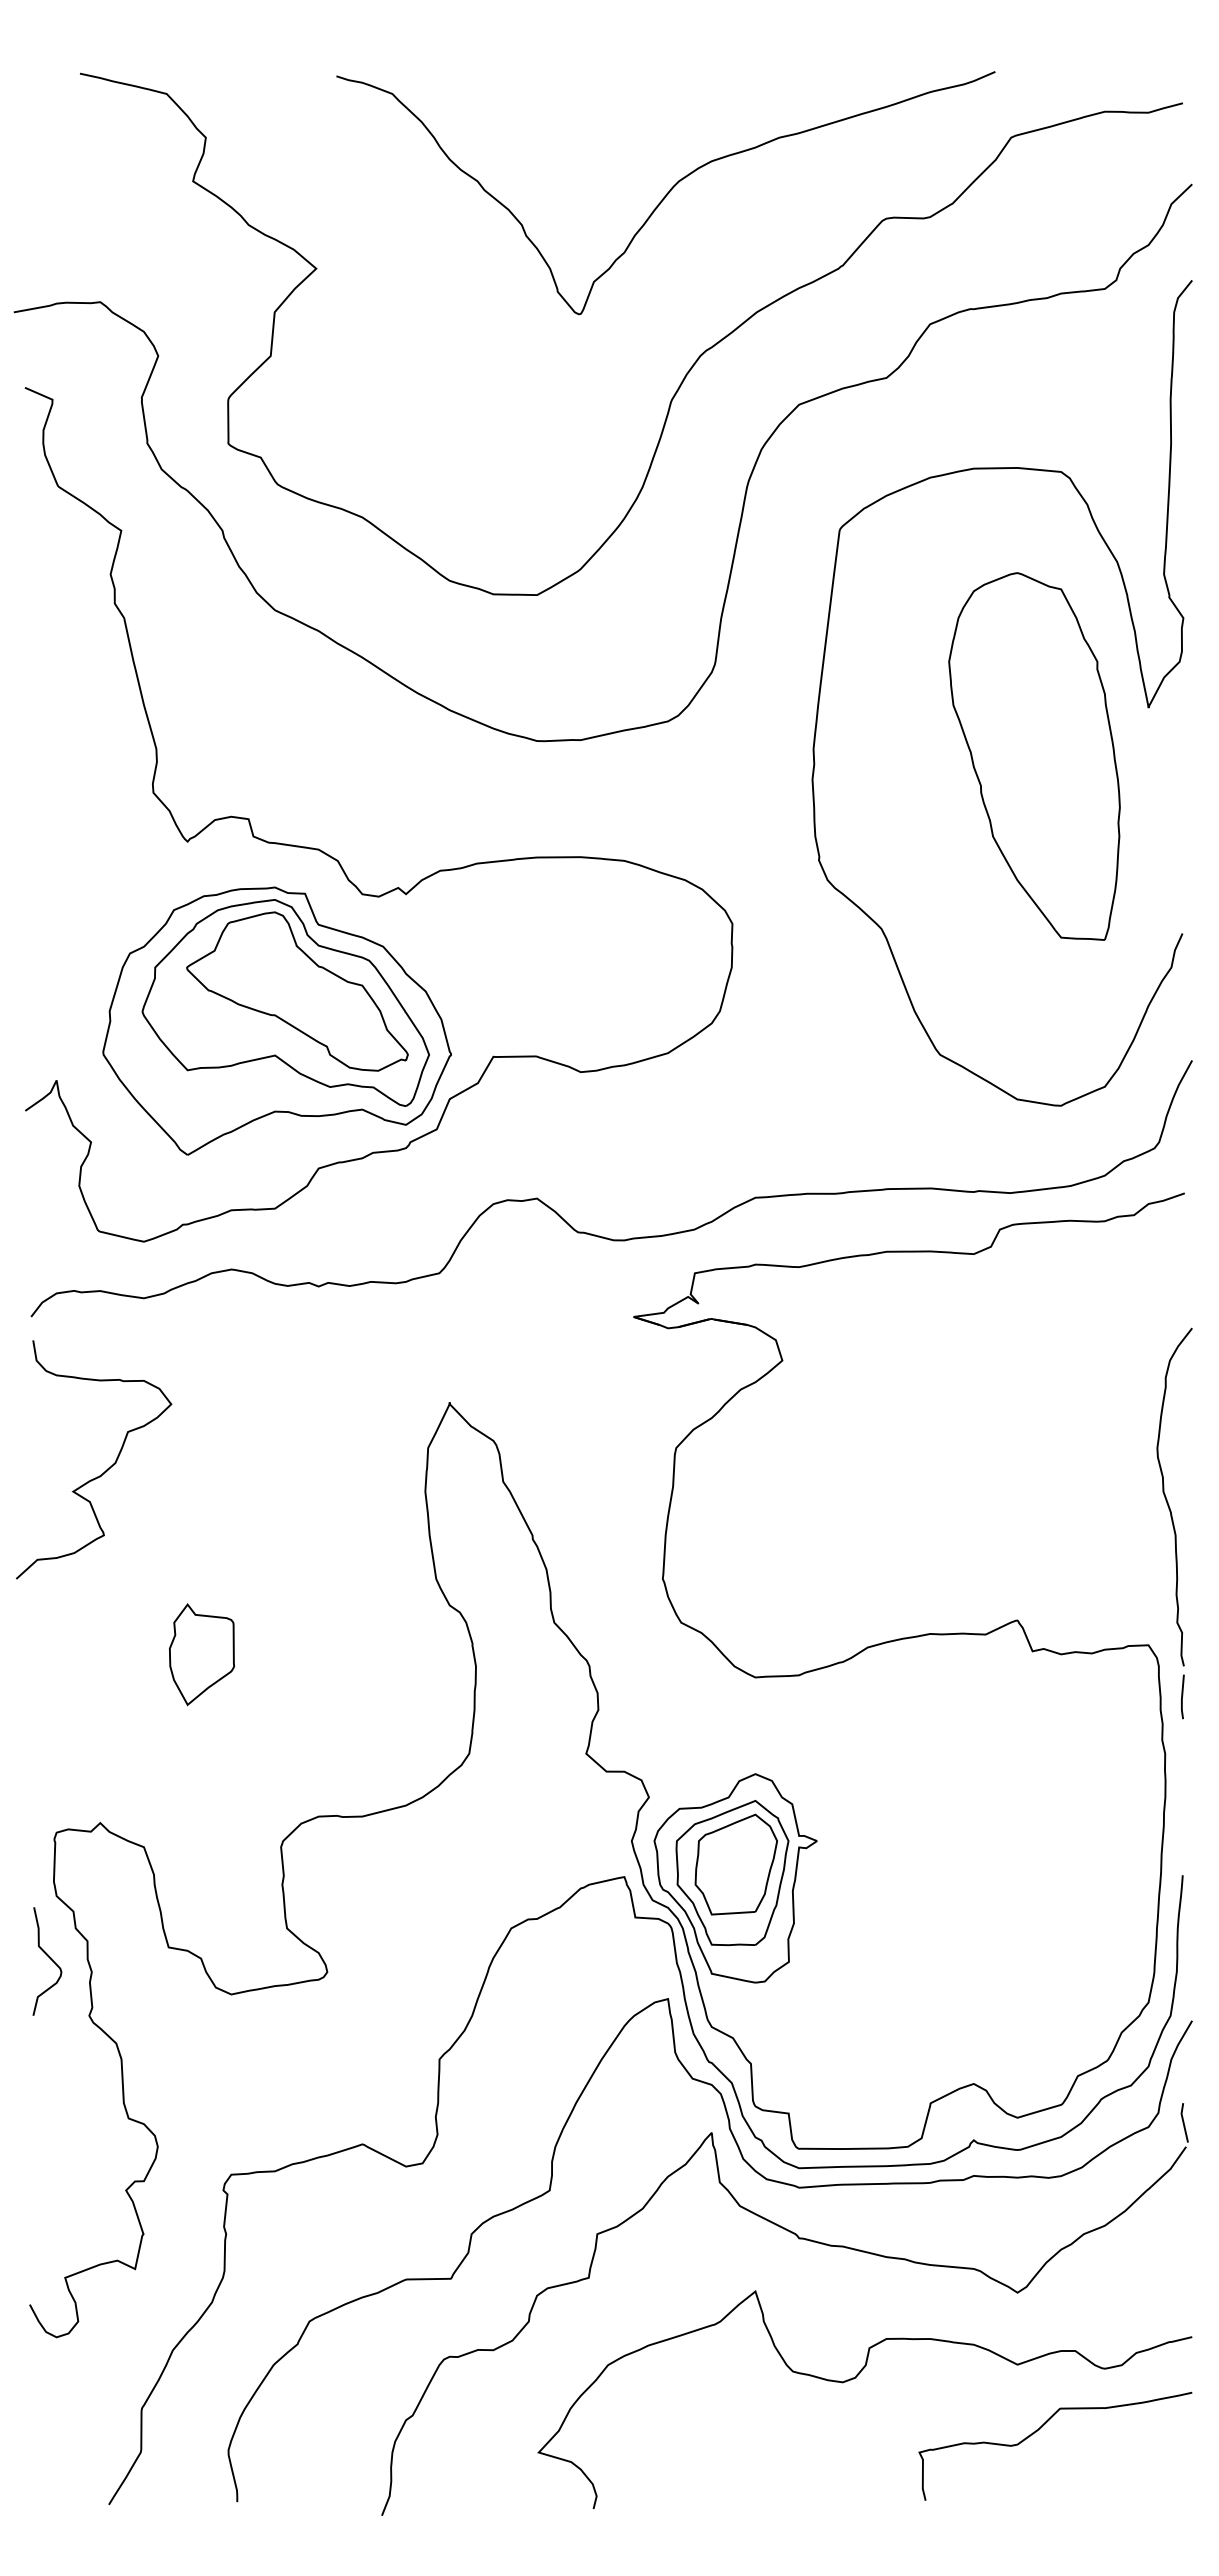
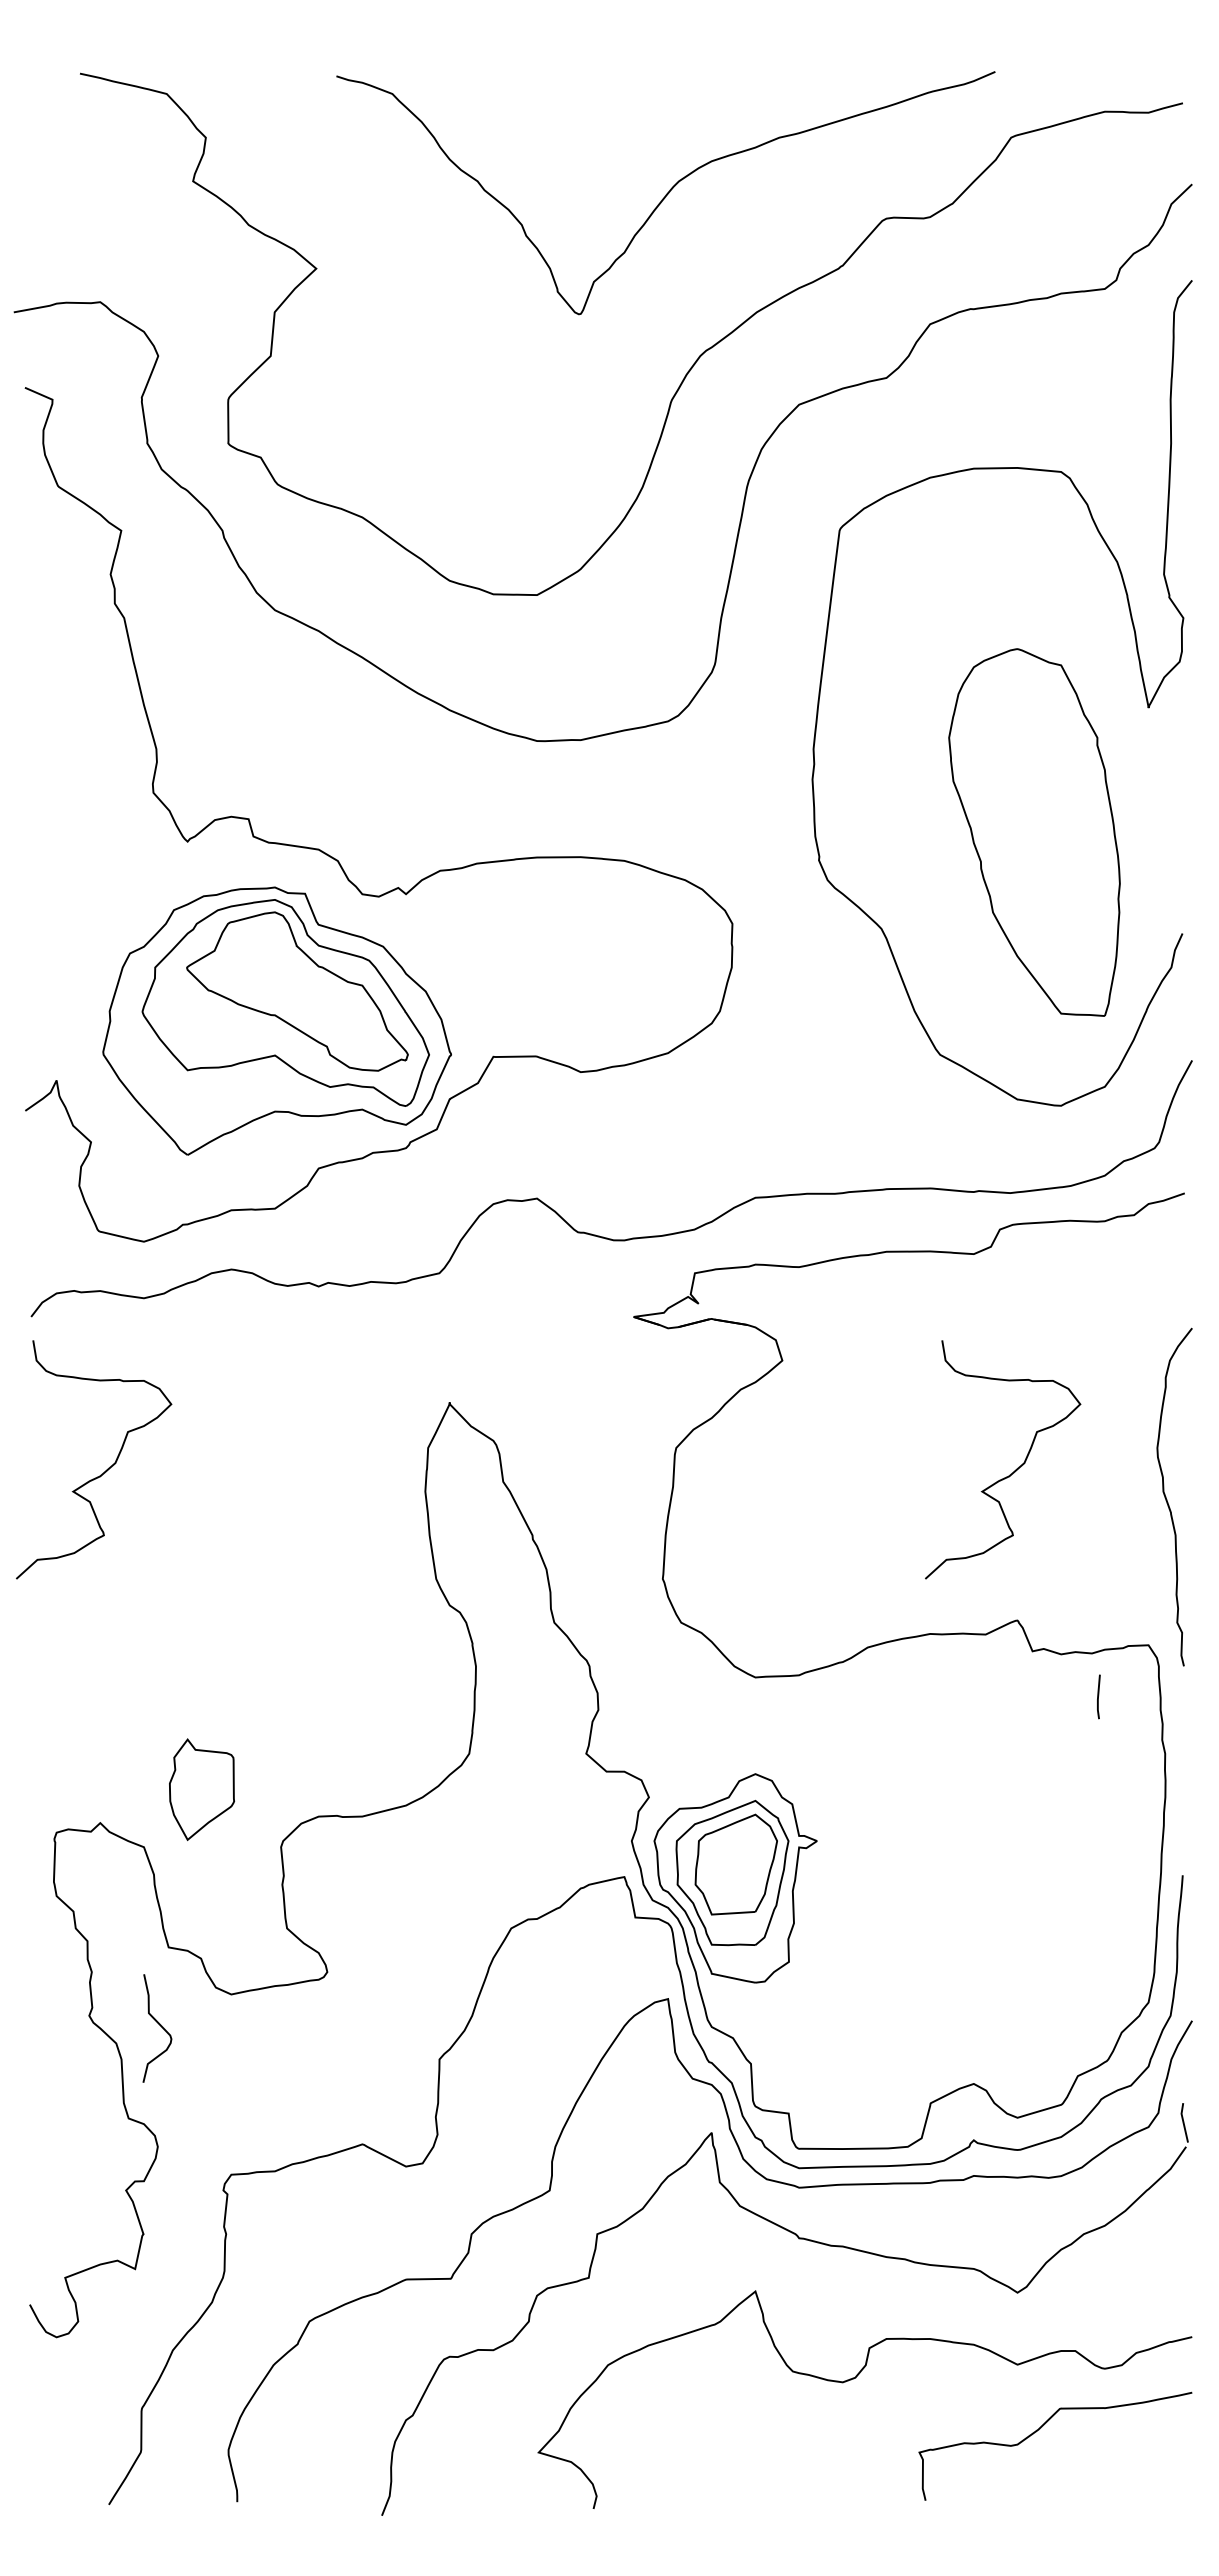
part position: (1034, 756) -> (1034, 832) (1034, 832)
curve: none -> present (1014, 1470)
part position: (201, 1654) -> (201, 1789) (201, 1789)
line position: (1182, 1696) -> (1098, 1696) (1098, 1696)
curve position: (49, 1958) -> (159, 2025) (159, 2025)
